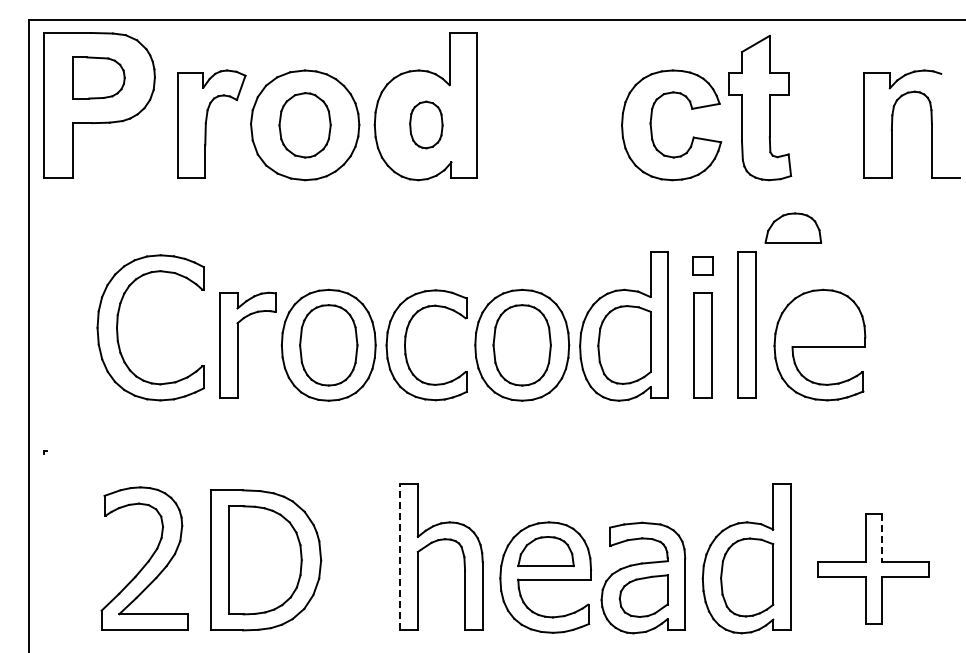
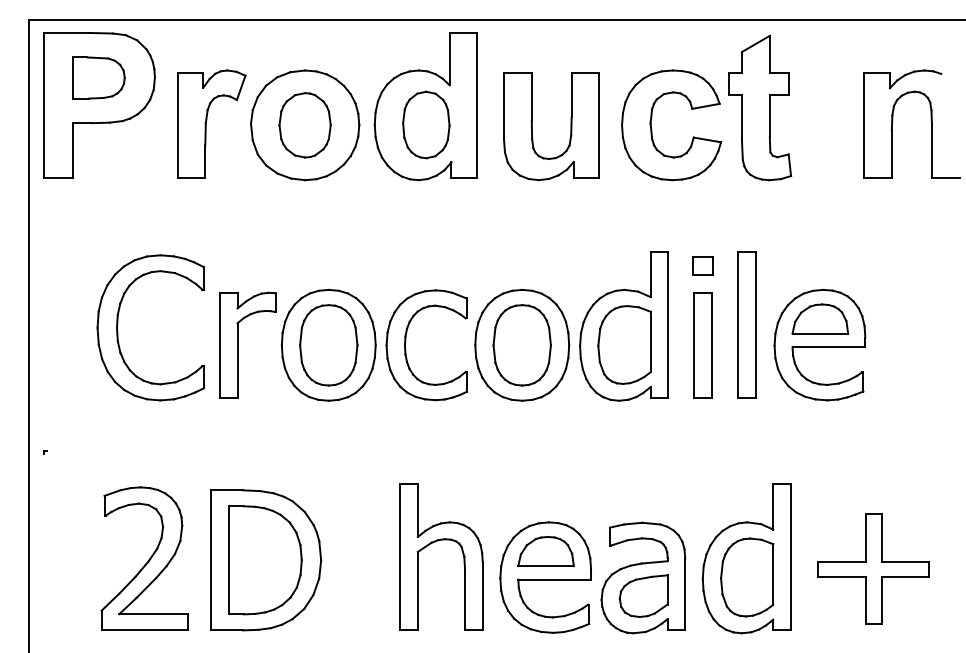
part size: 35x50 px -> 49x70 px (426, 124)
part: none -> present (532, 126)
part position: (792, 227) -> (819, 318) (819, 318)
line: dashed -> solid (881, 537)
line: dashed -> solid (400, 556)
